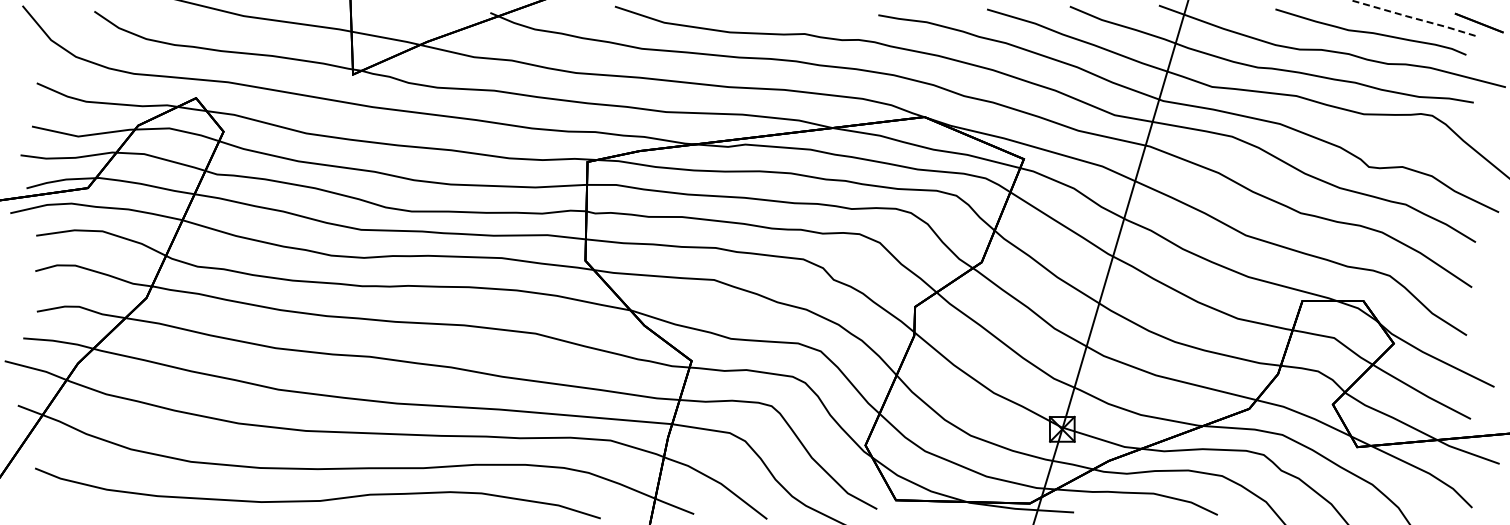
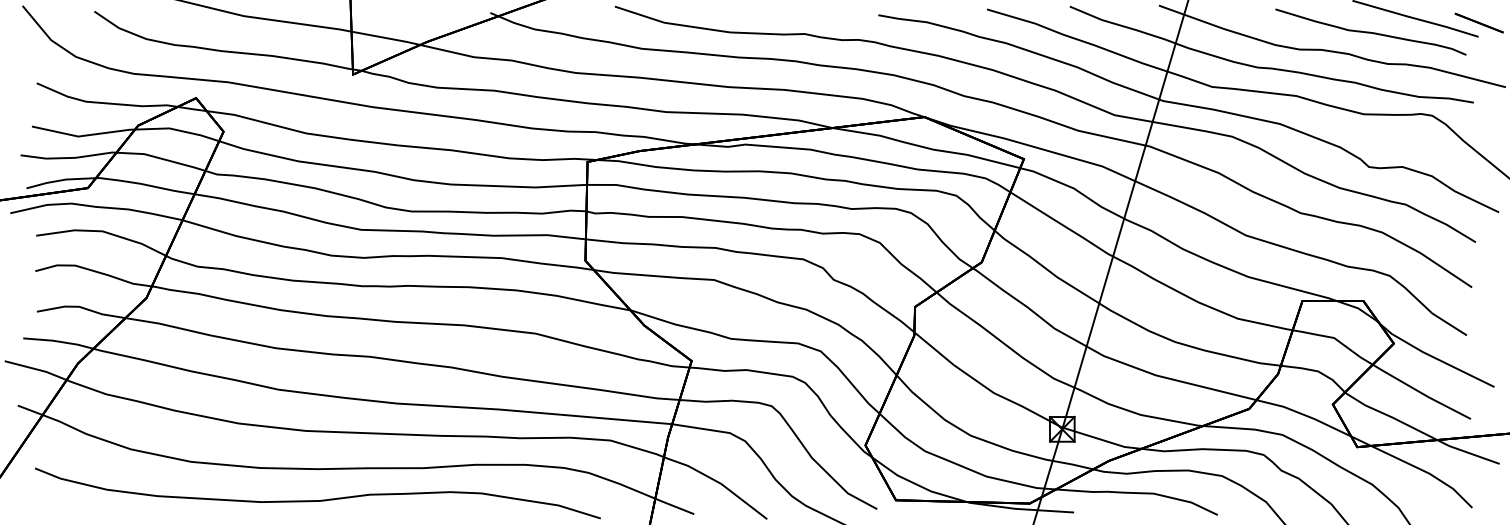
line: dashed -> solid (1415, 18)
